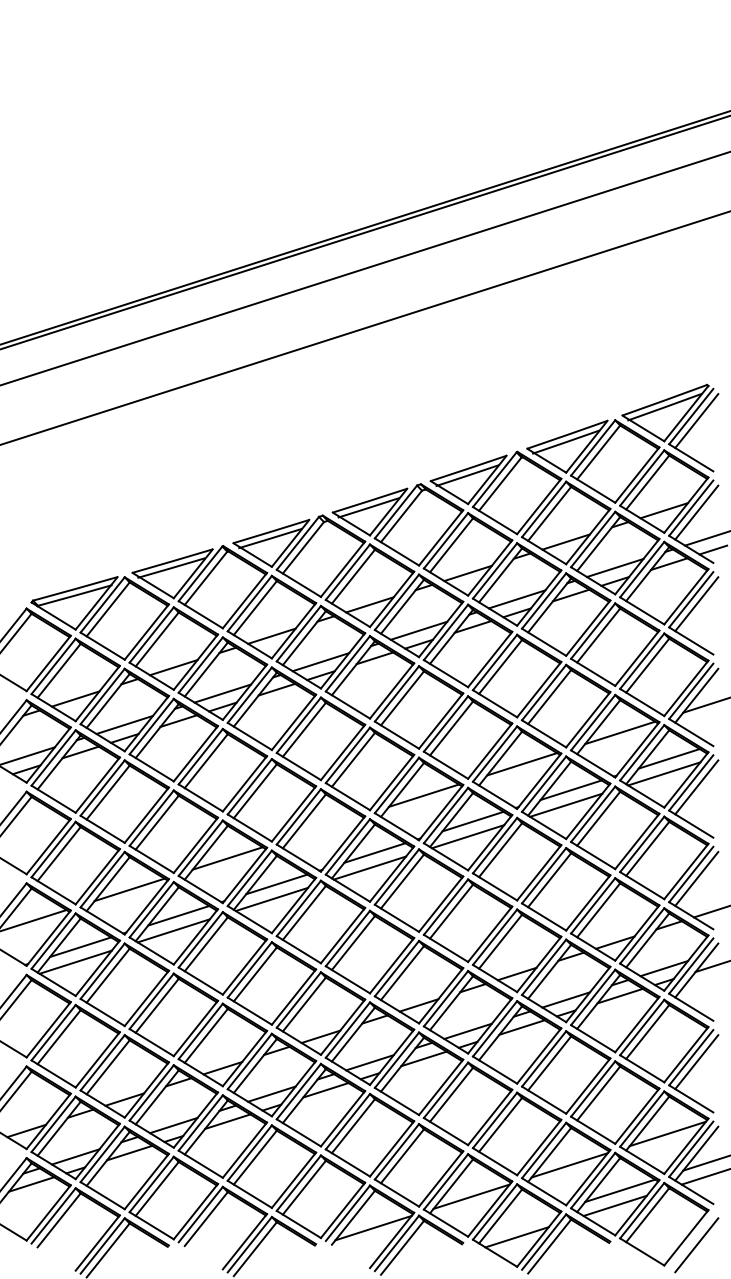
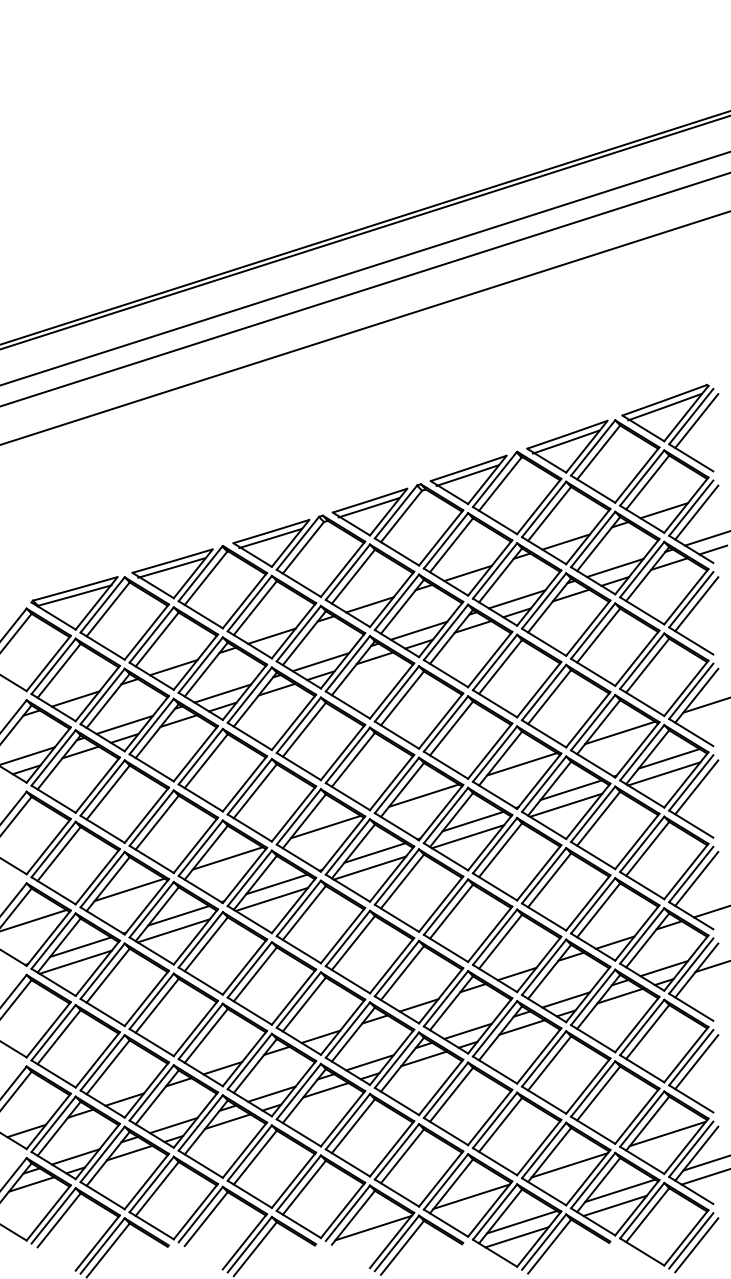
line: none -> present (364, 289)
line: none -> present (325, 826)
line: none -> present (522, 1222)
line: none -> present (691, 1240)
